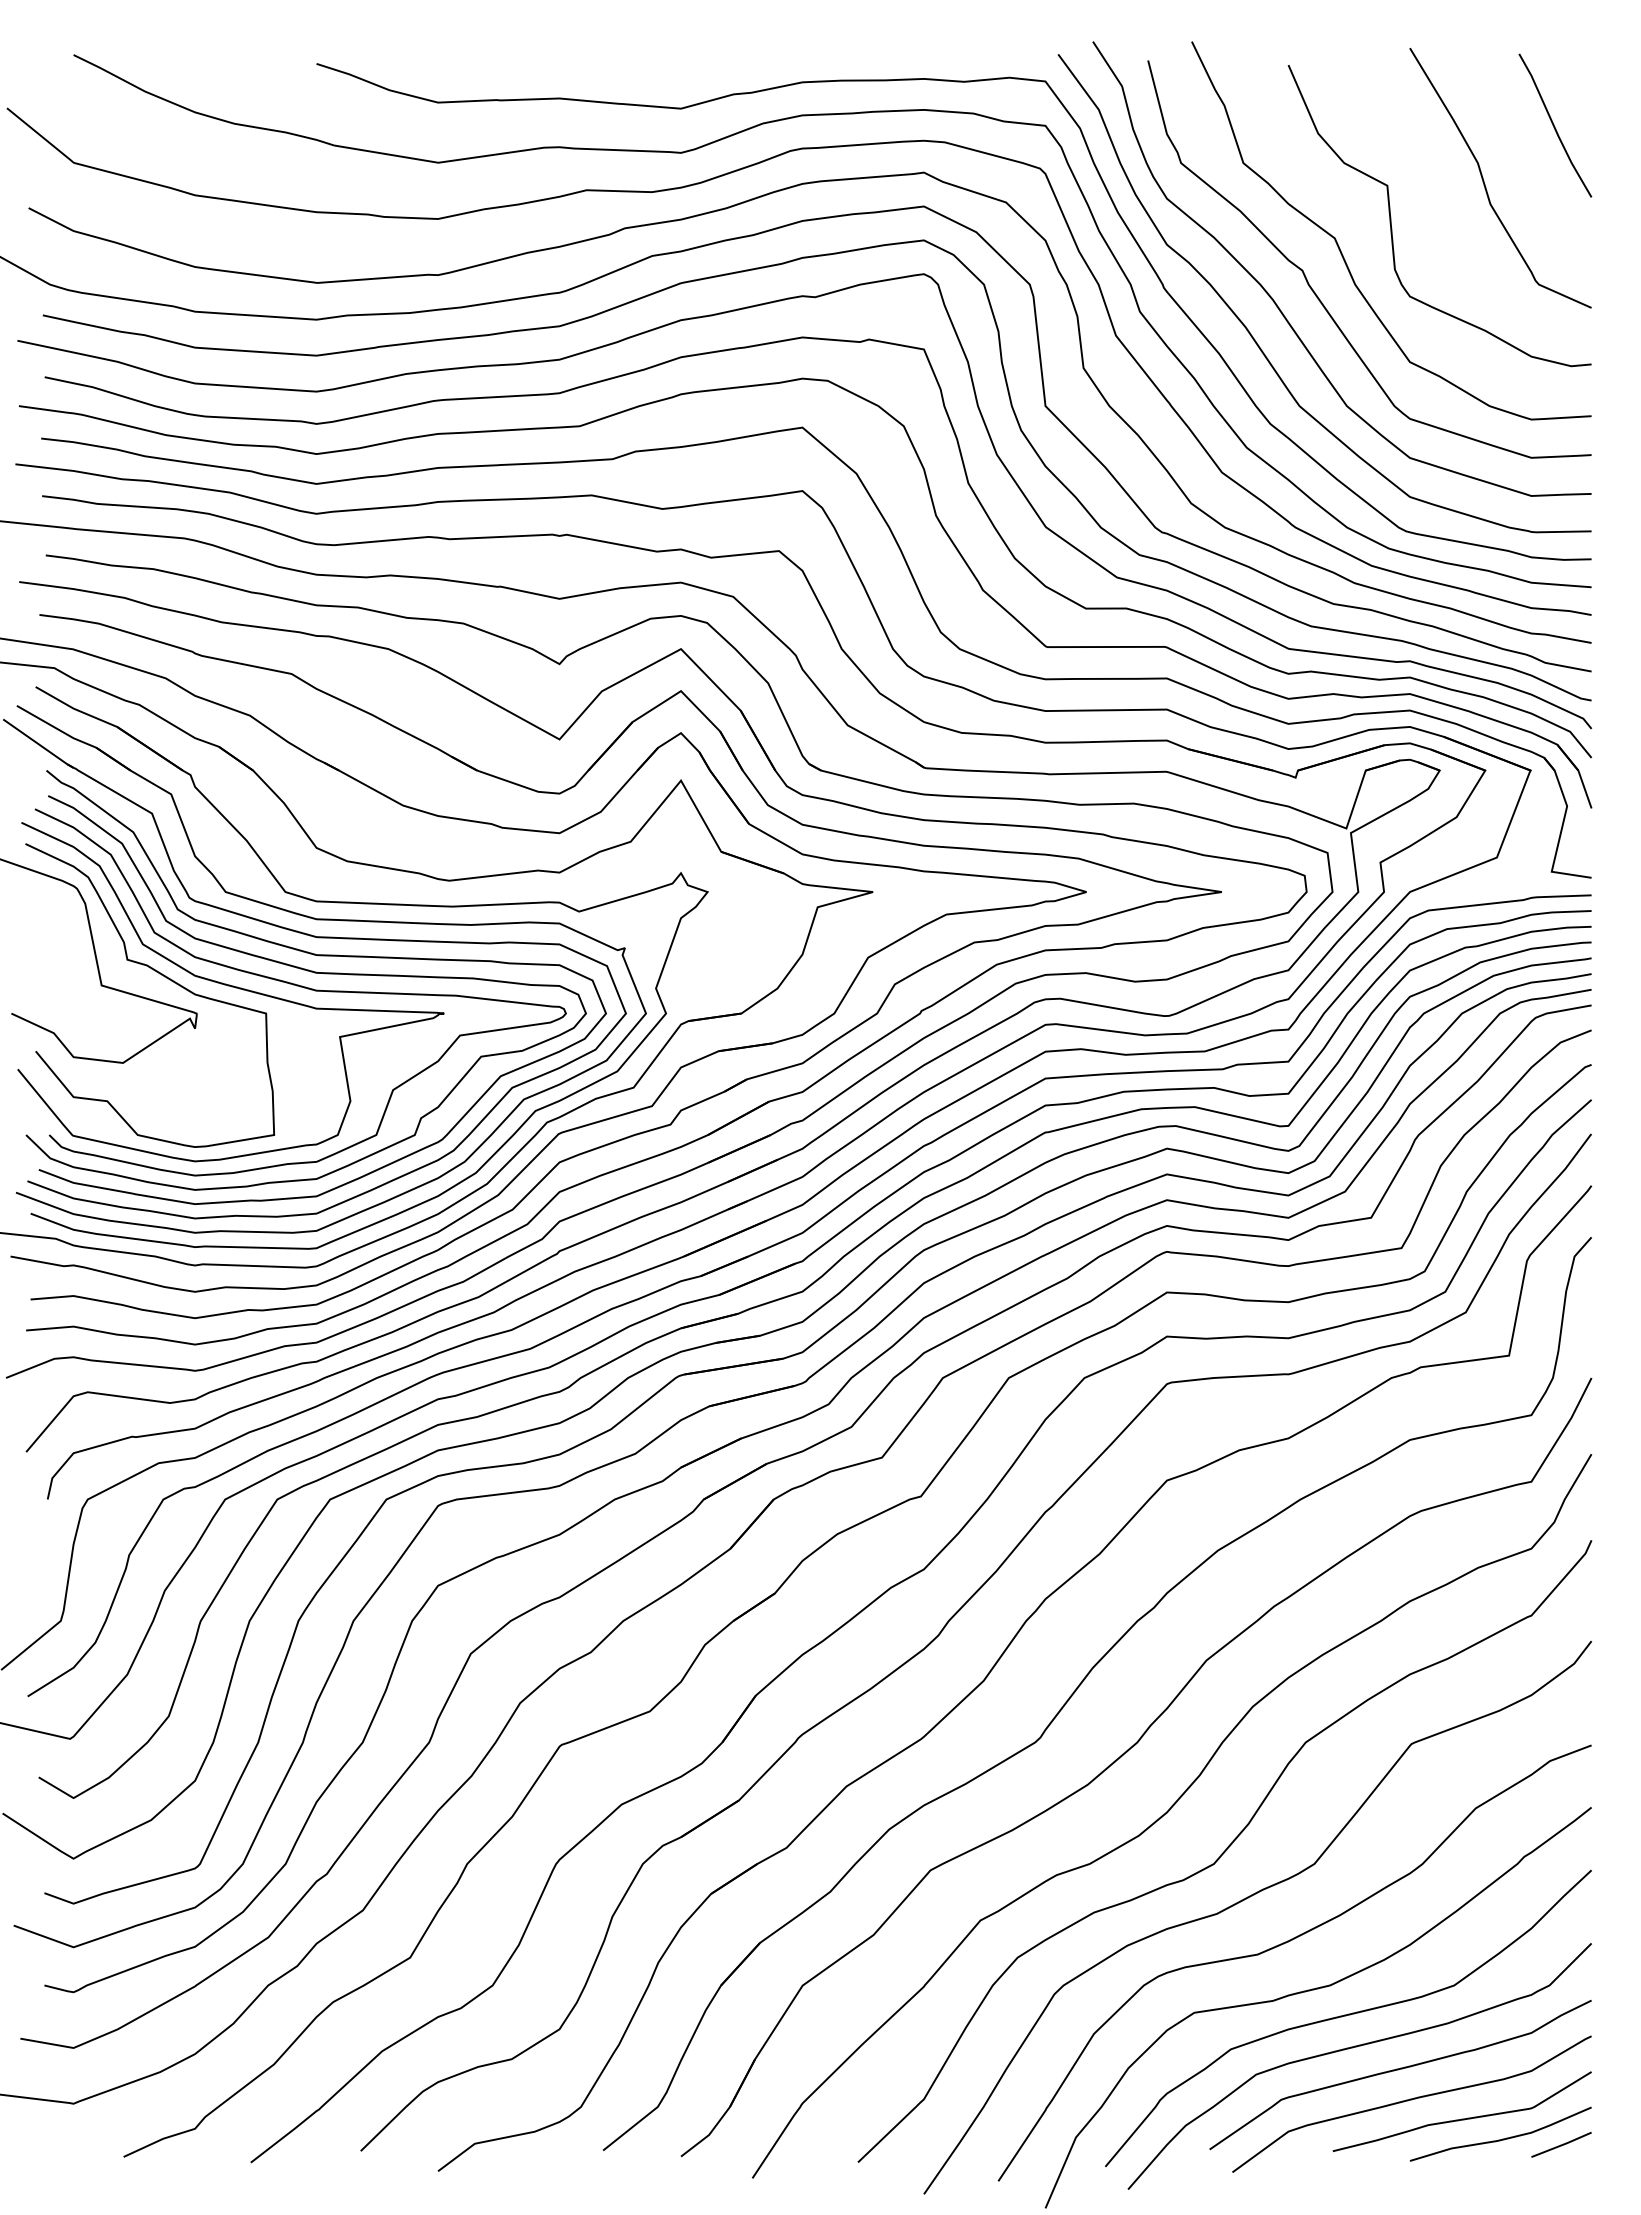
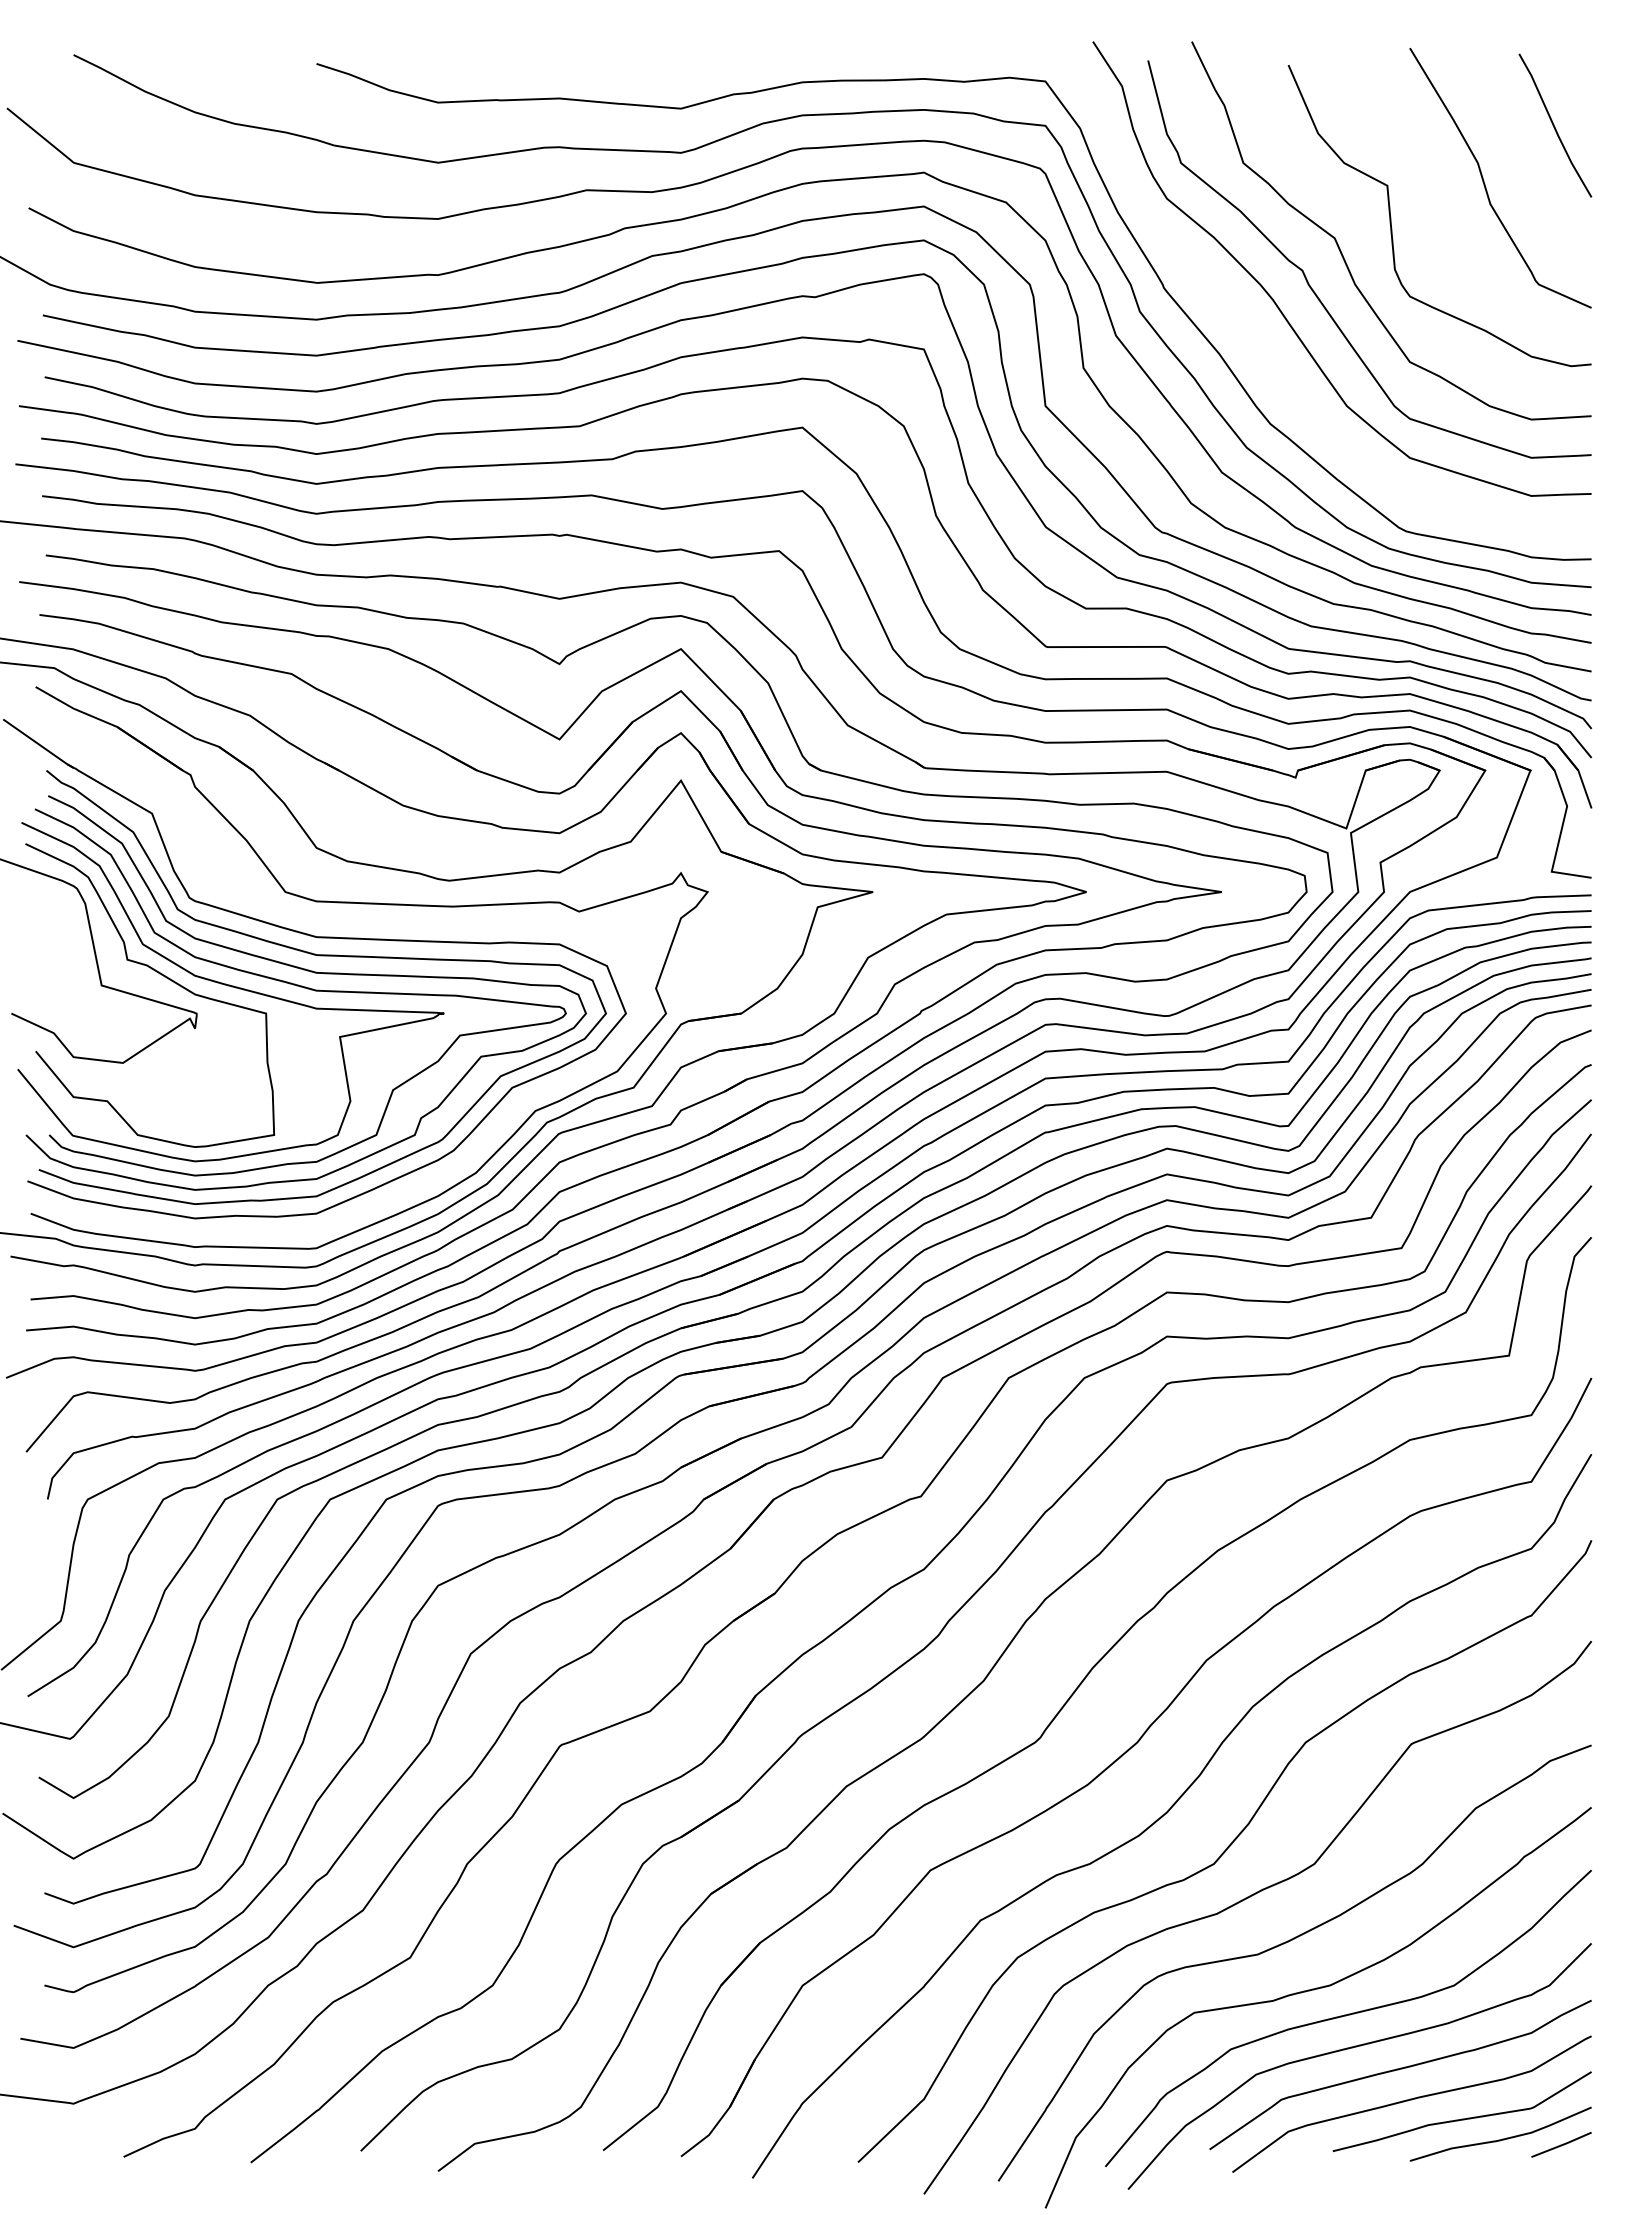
curve: present -> none (1255, 339)
part: present -> none (330, 920)
